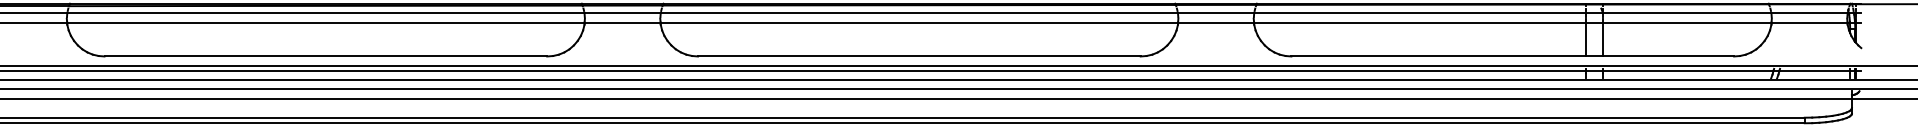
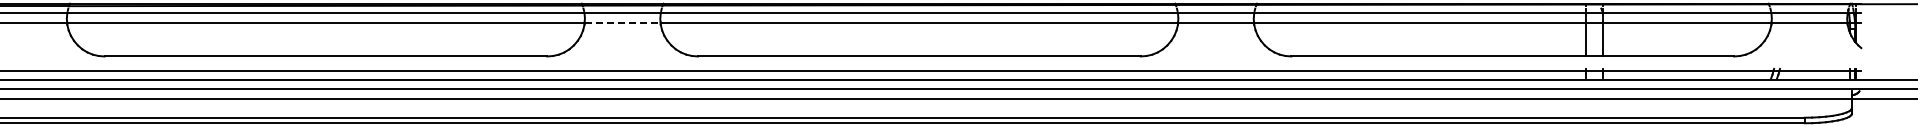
line: solid -> dashed (623, 22)
line: present -> none (958, 65)
